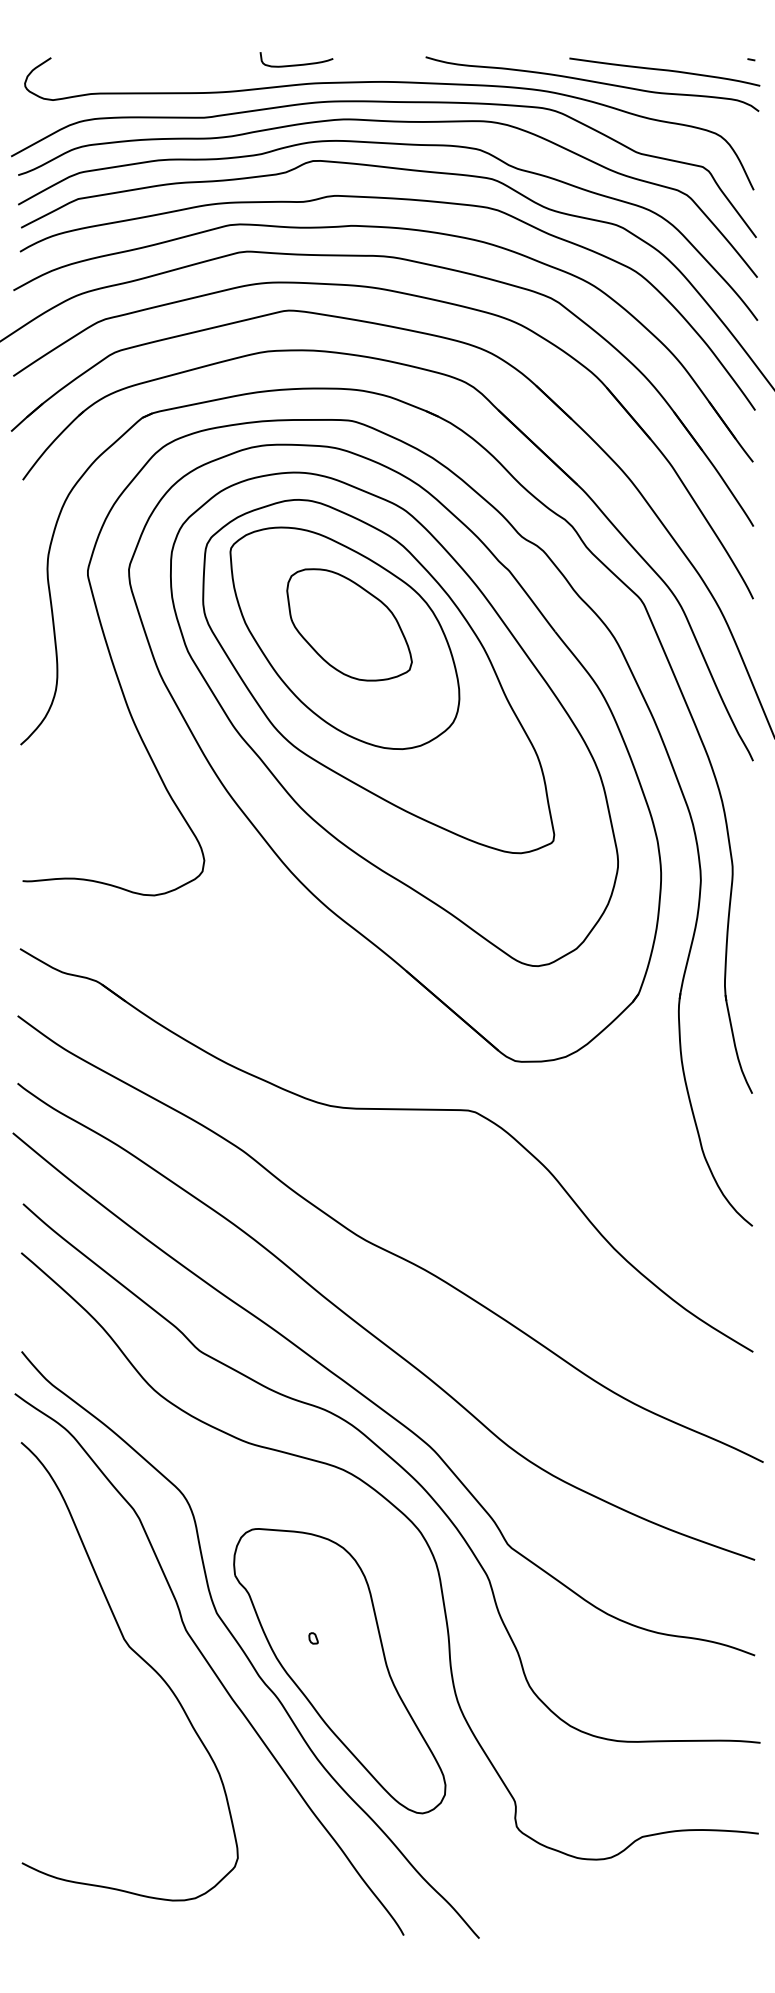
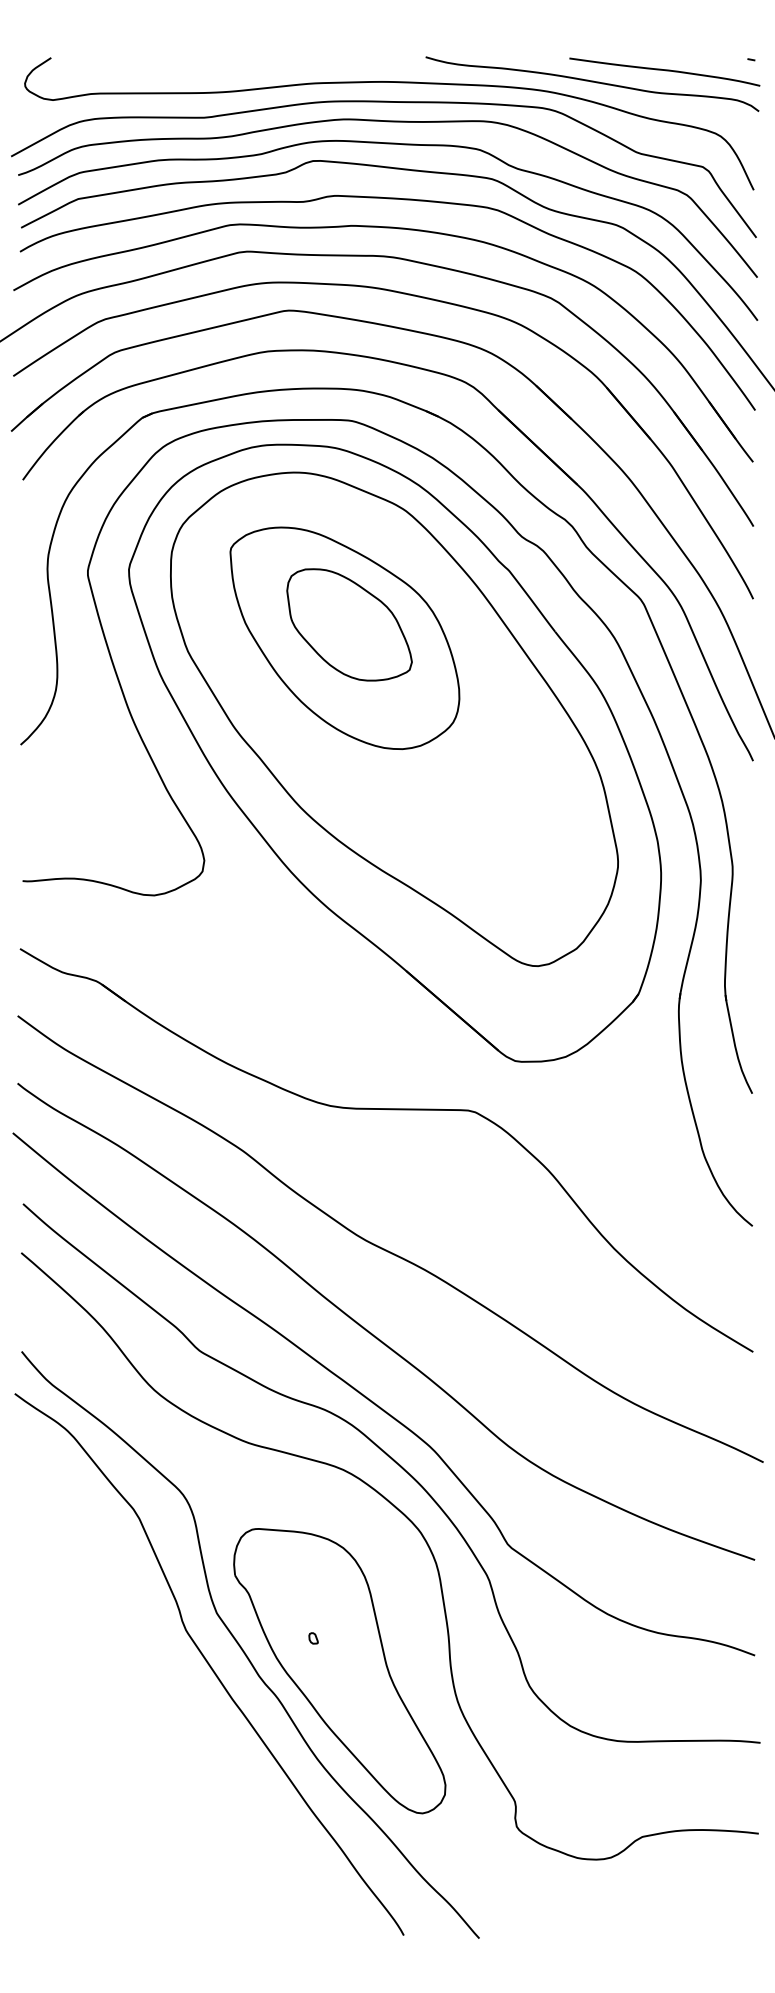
curve: present -> none (296, 64)
part: present -> none (378, 676)
curve: present -> none (141, 1659)
